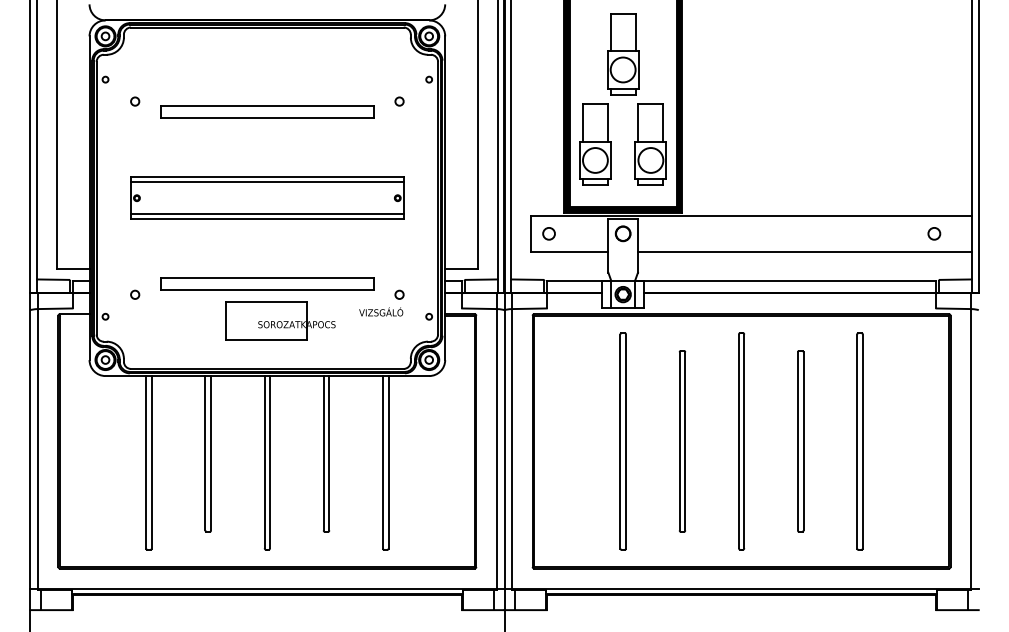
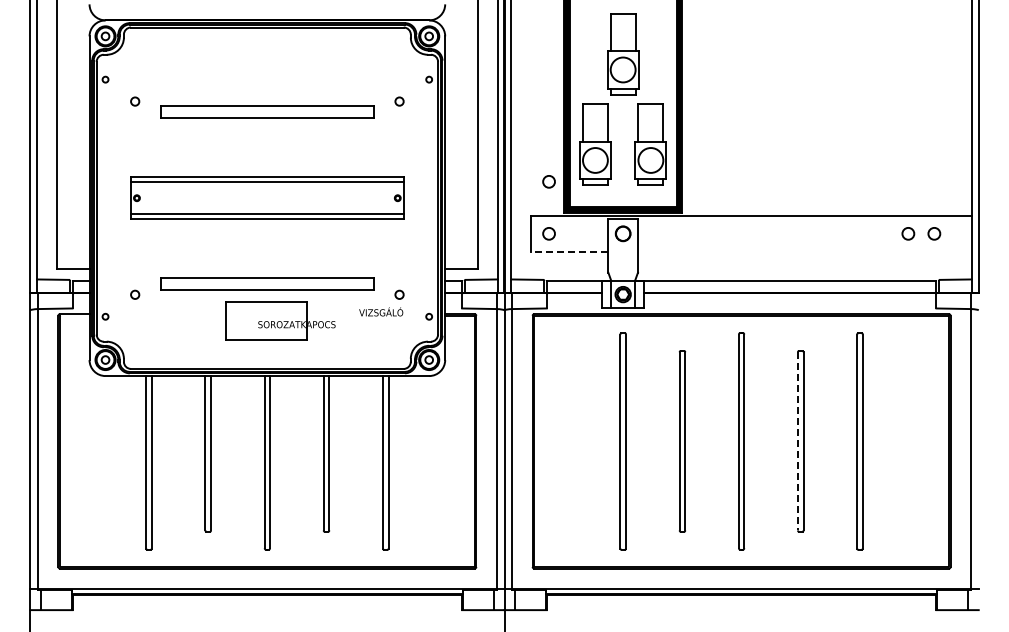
circle: none -> present (548, 181)
circle: none -> present (908, 233)
line: solid -> dashed (569, 251)
line: present -> none (804, 251)
line: solid -> dashed (797, 441)
